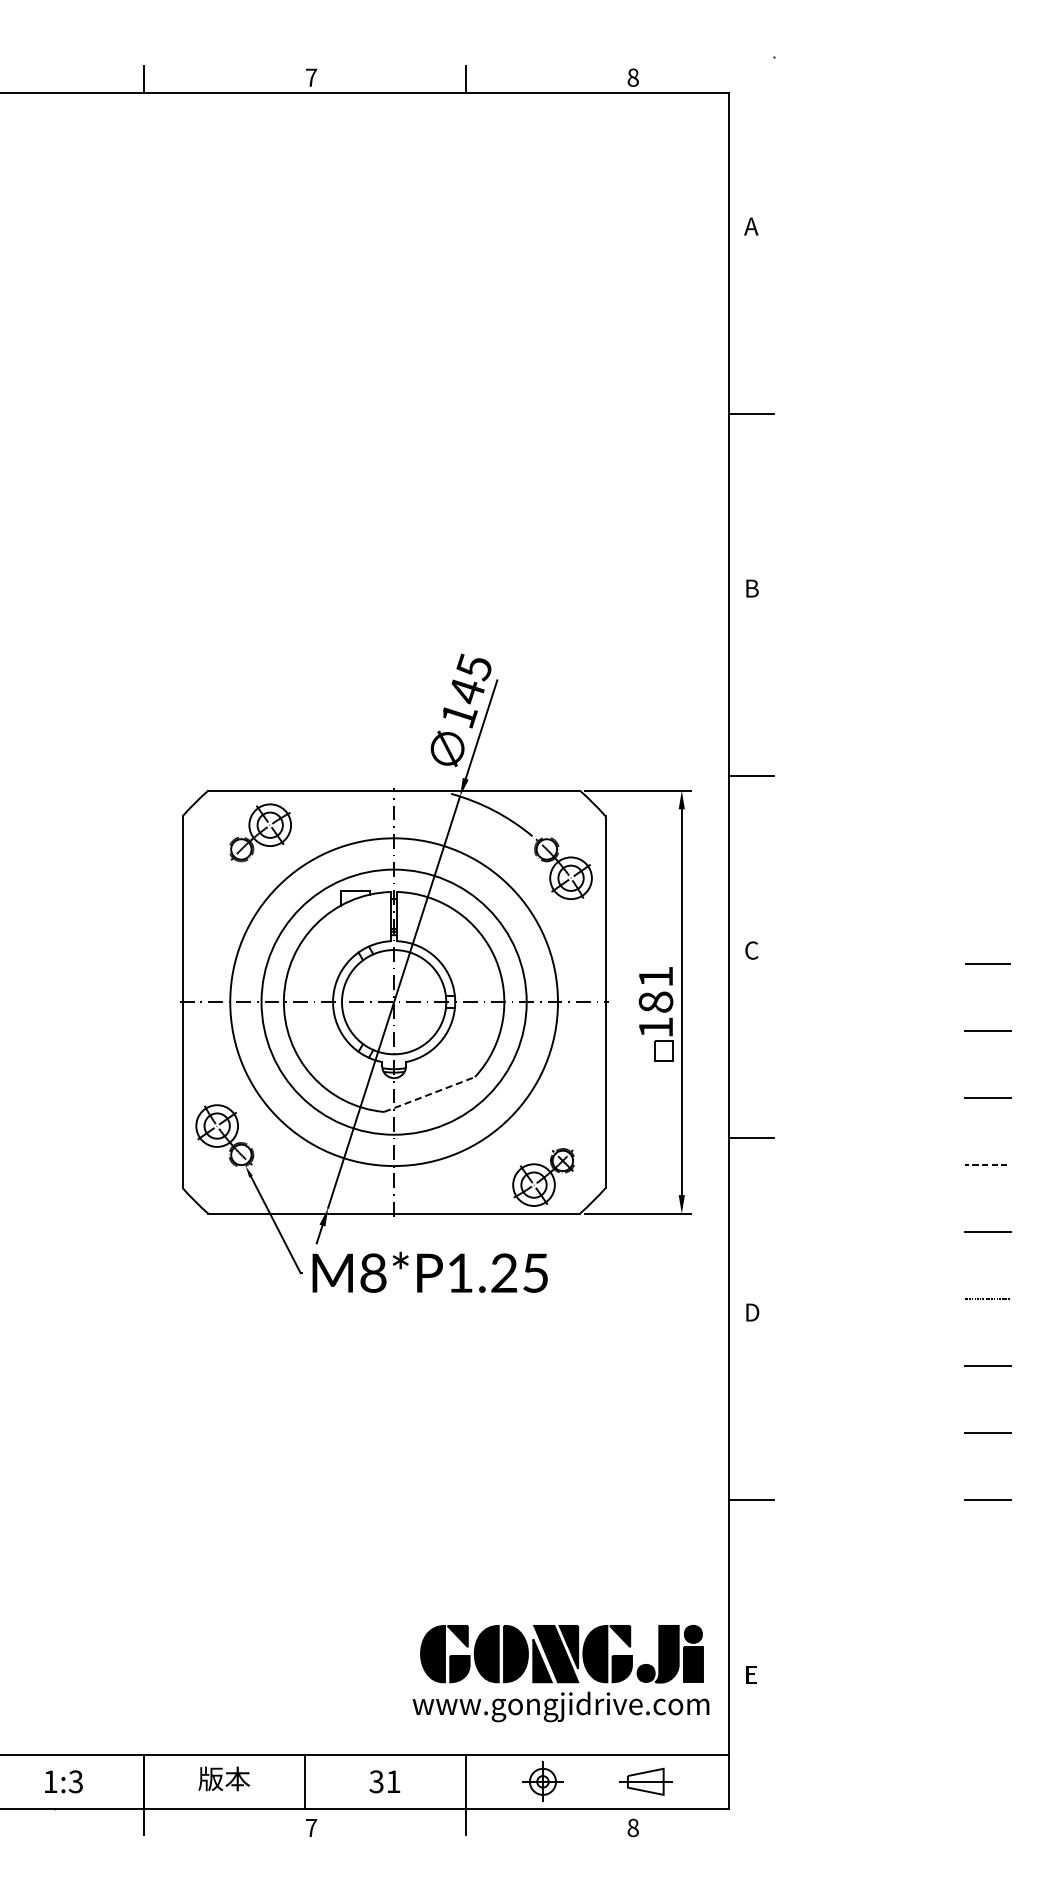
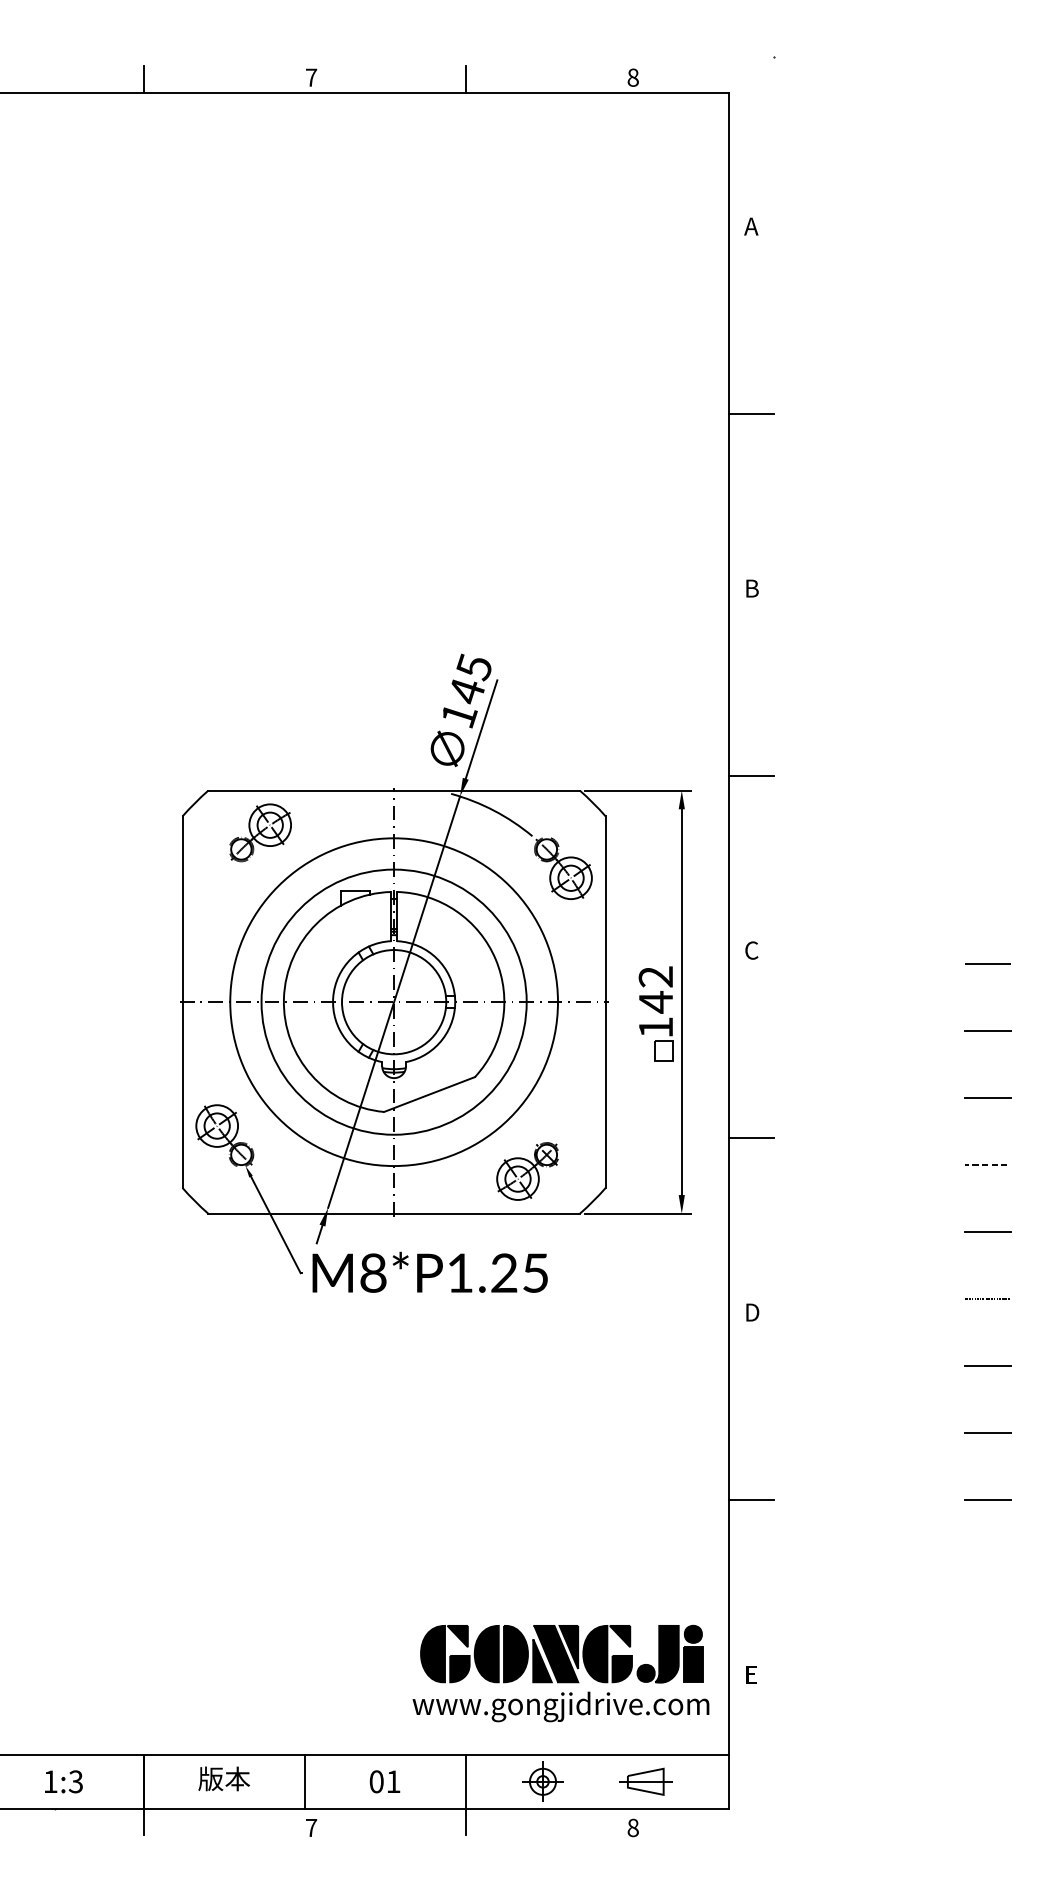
text: 181 -> 142 (655, 989)
line: dashed -> solid (429, 1094)
part position: (543, 1177) -> (527, 1171) (527, 1171)
text: 31 -> 01 (376, 1781)
